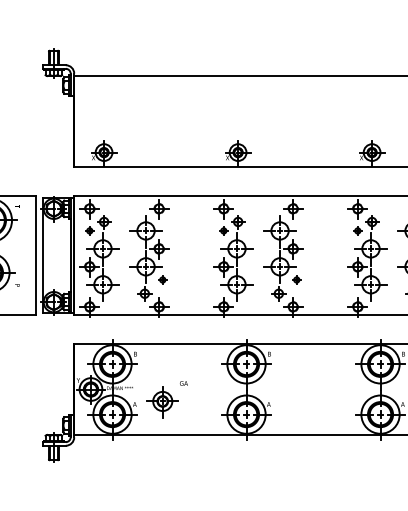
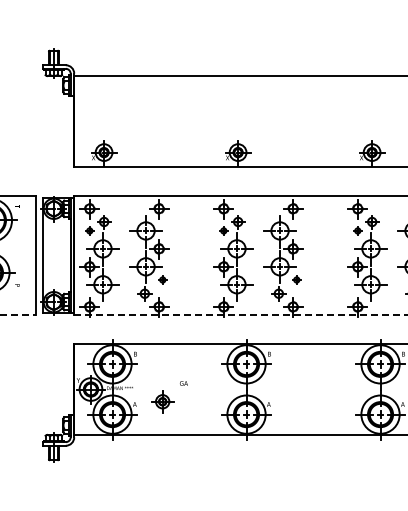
line: solid -> dashed (18, 315)
line: solid -> dashed (241, 315)
part size: 33x33 px -> 24x24 px (162, 401)
